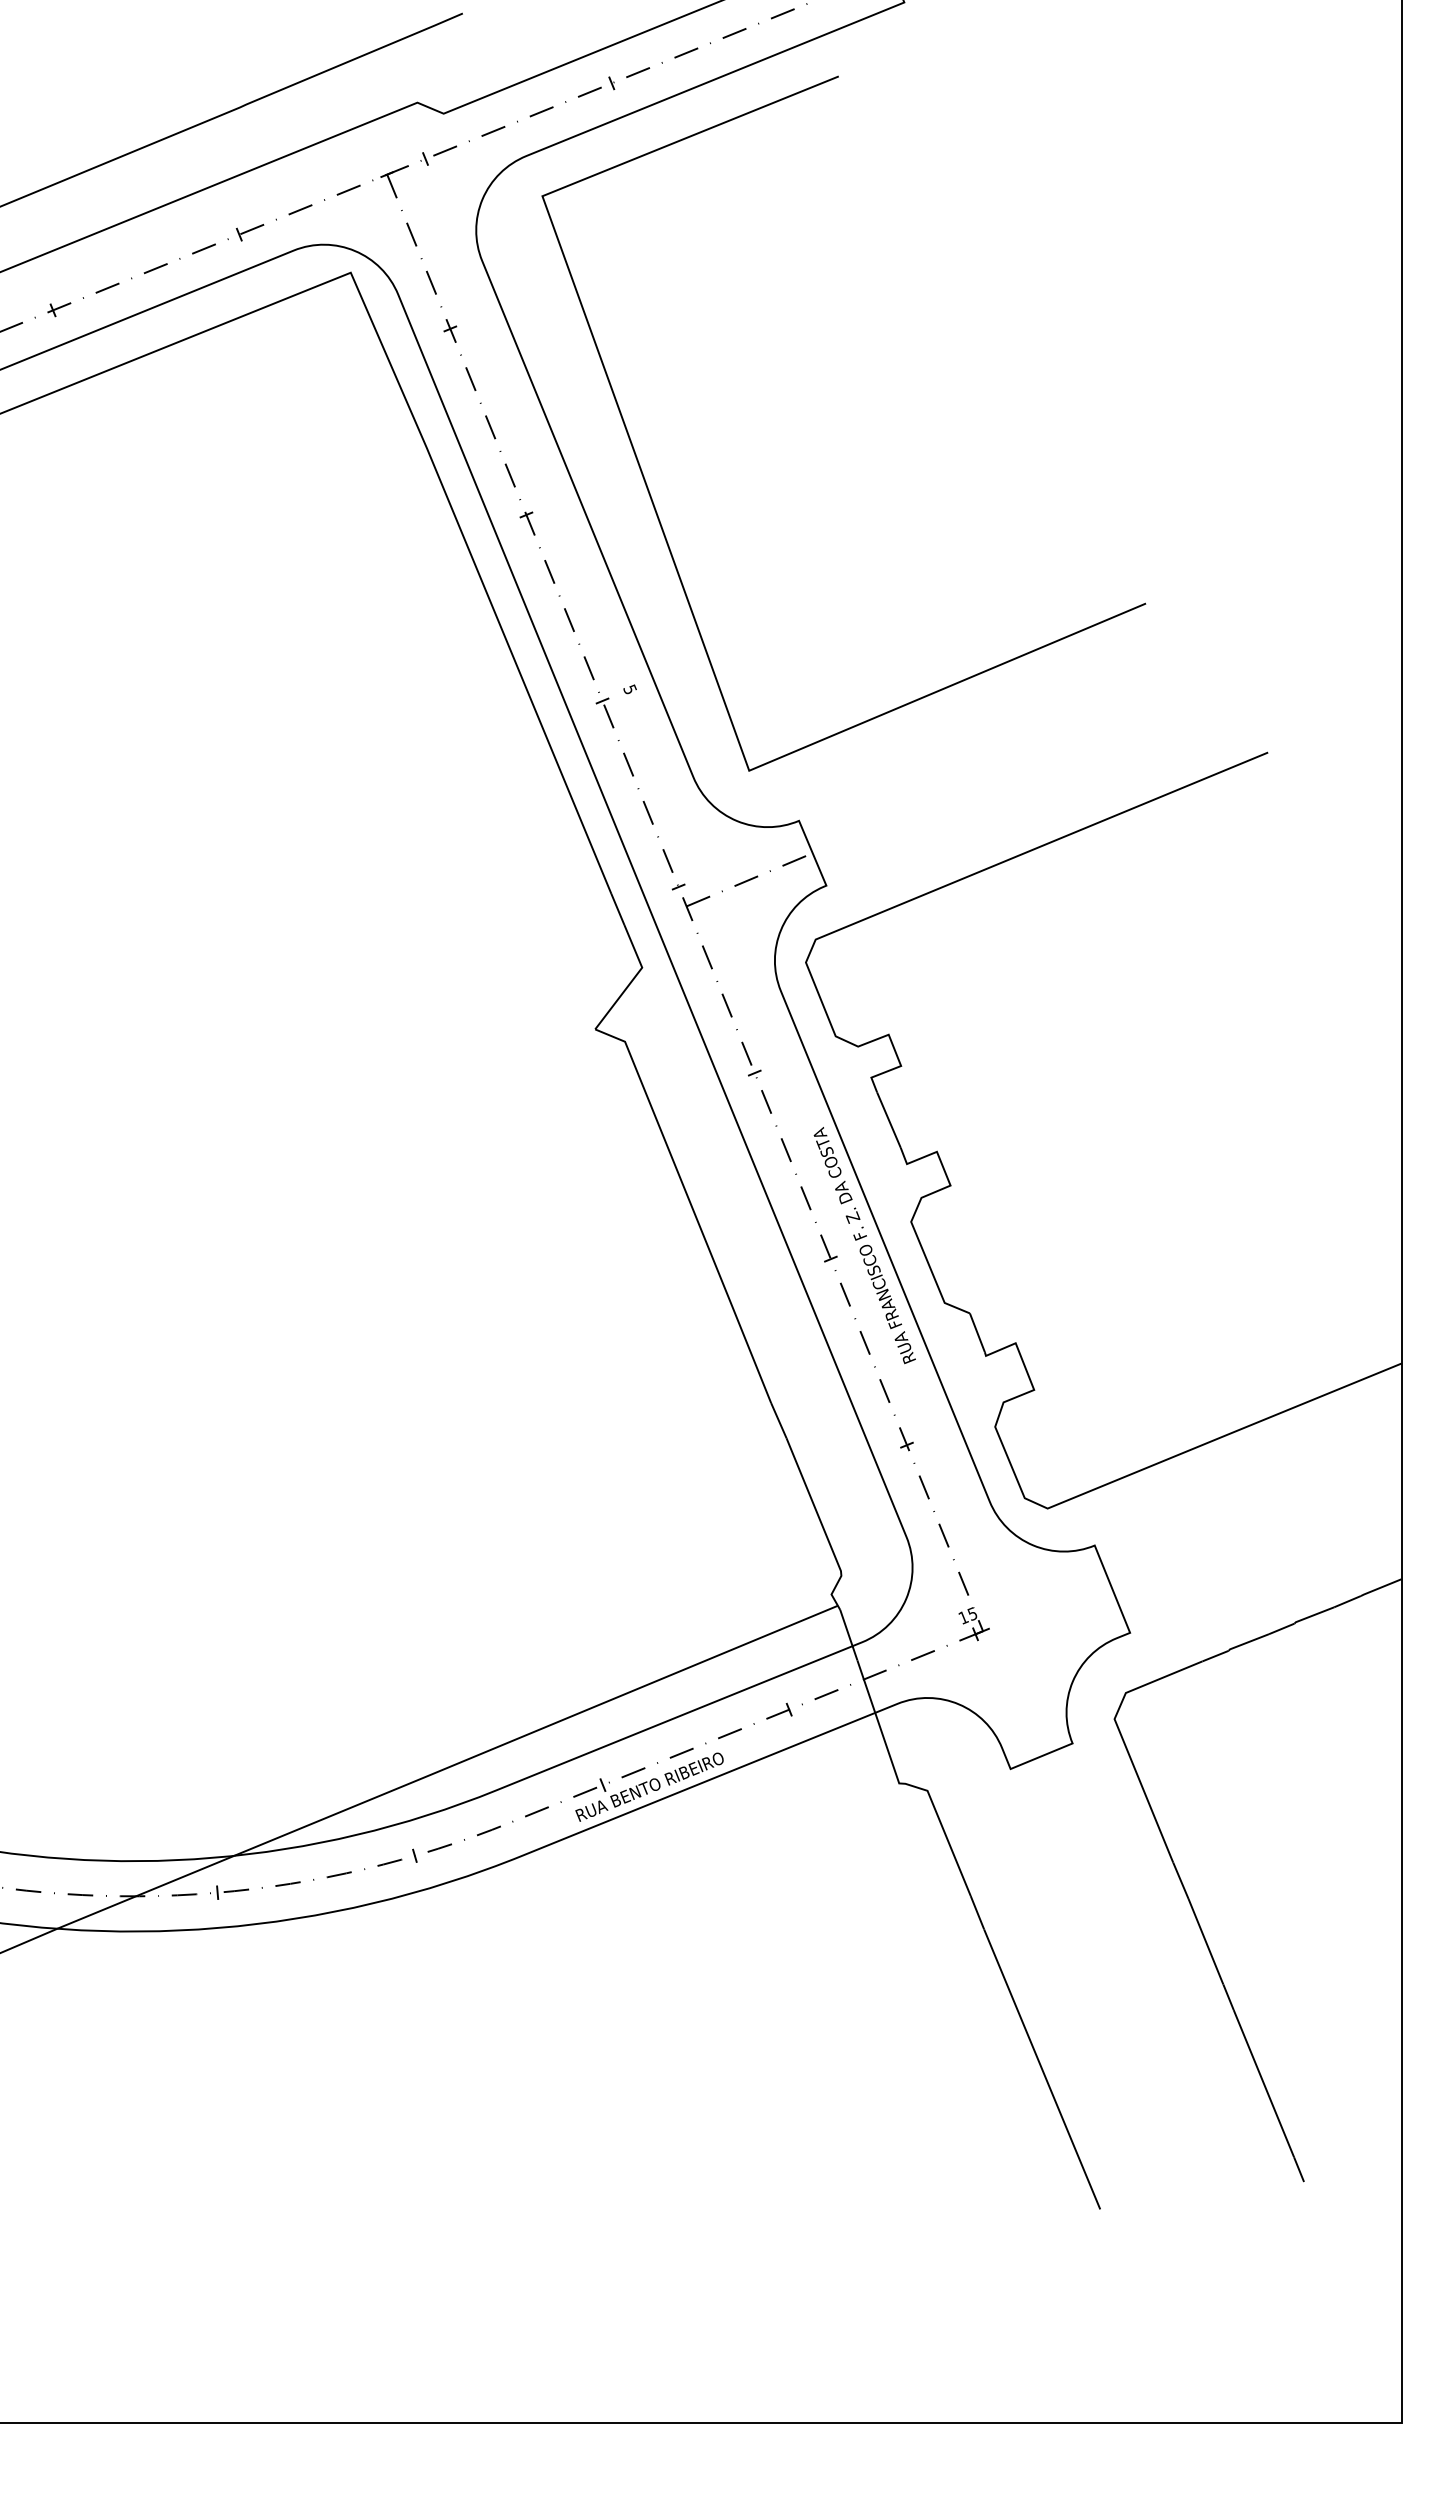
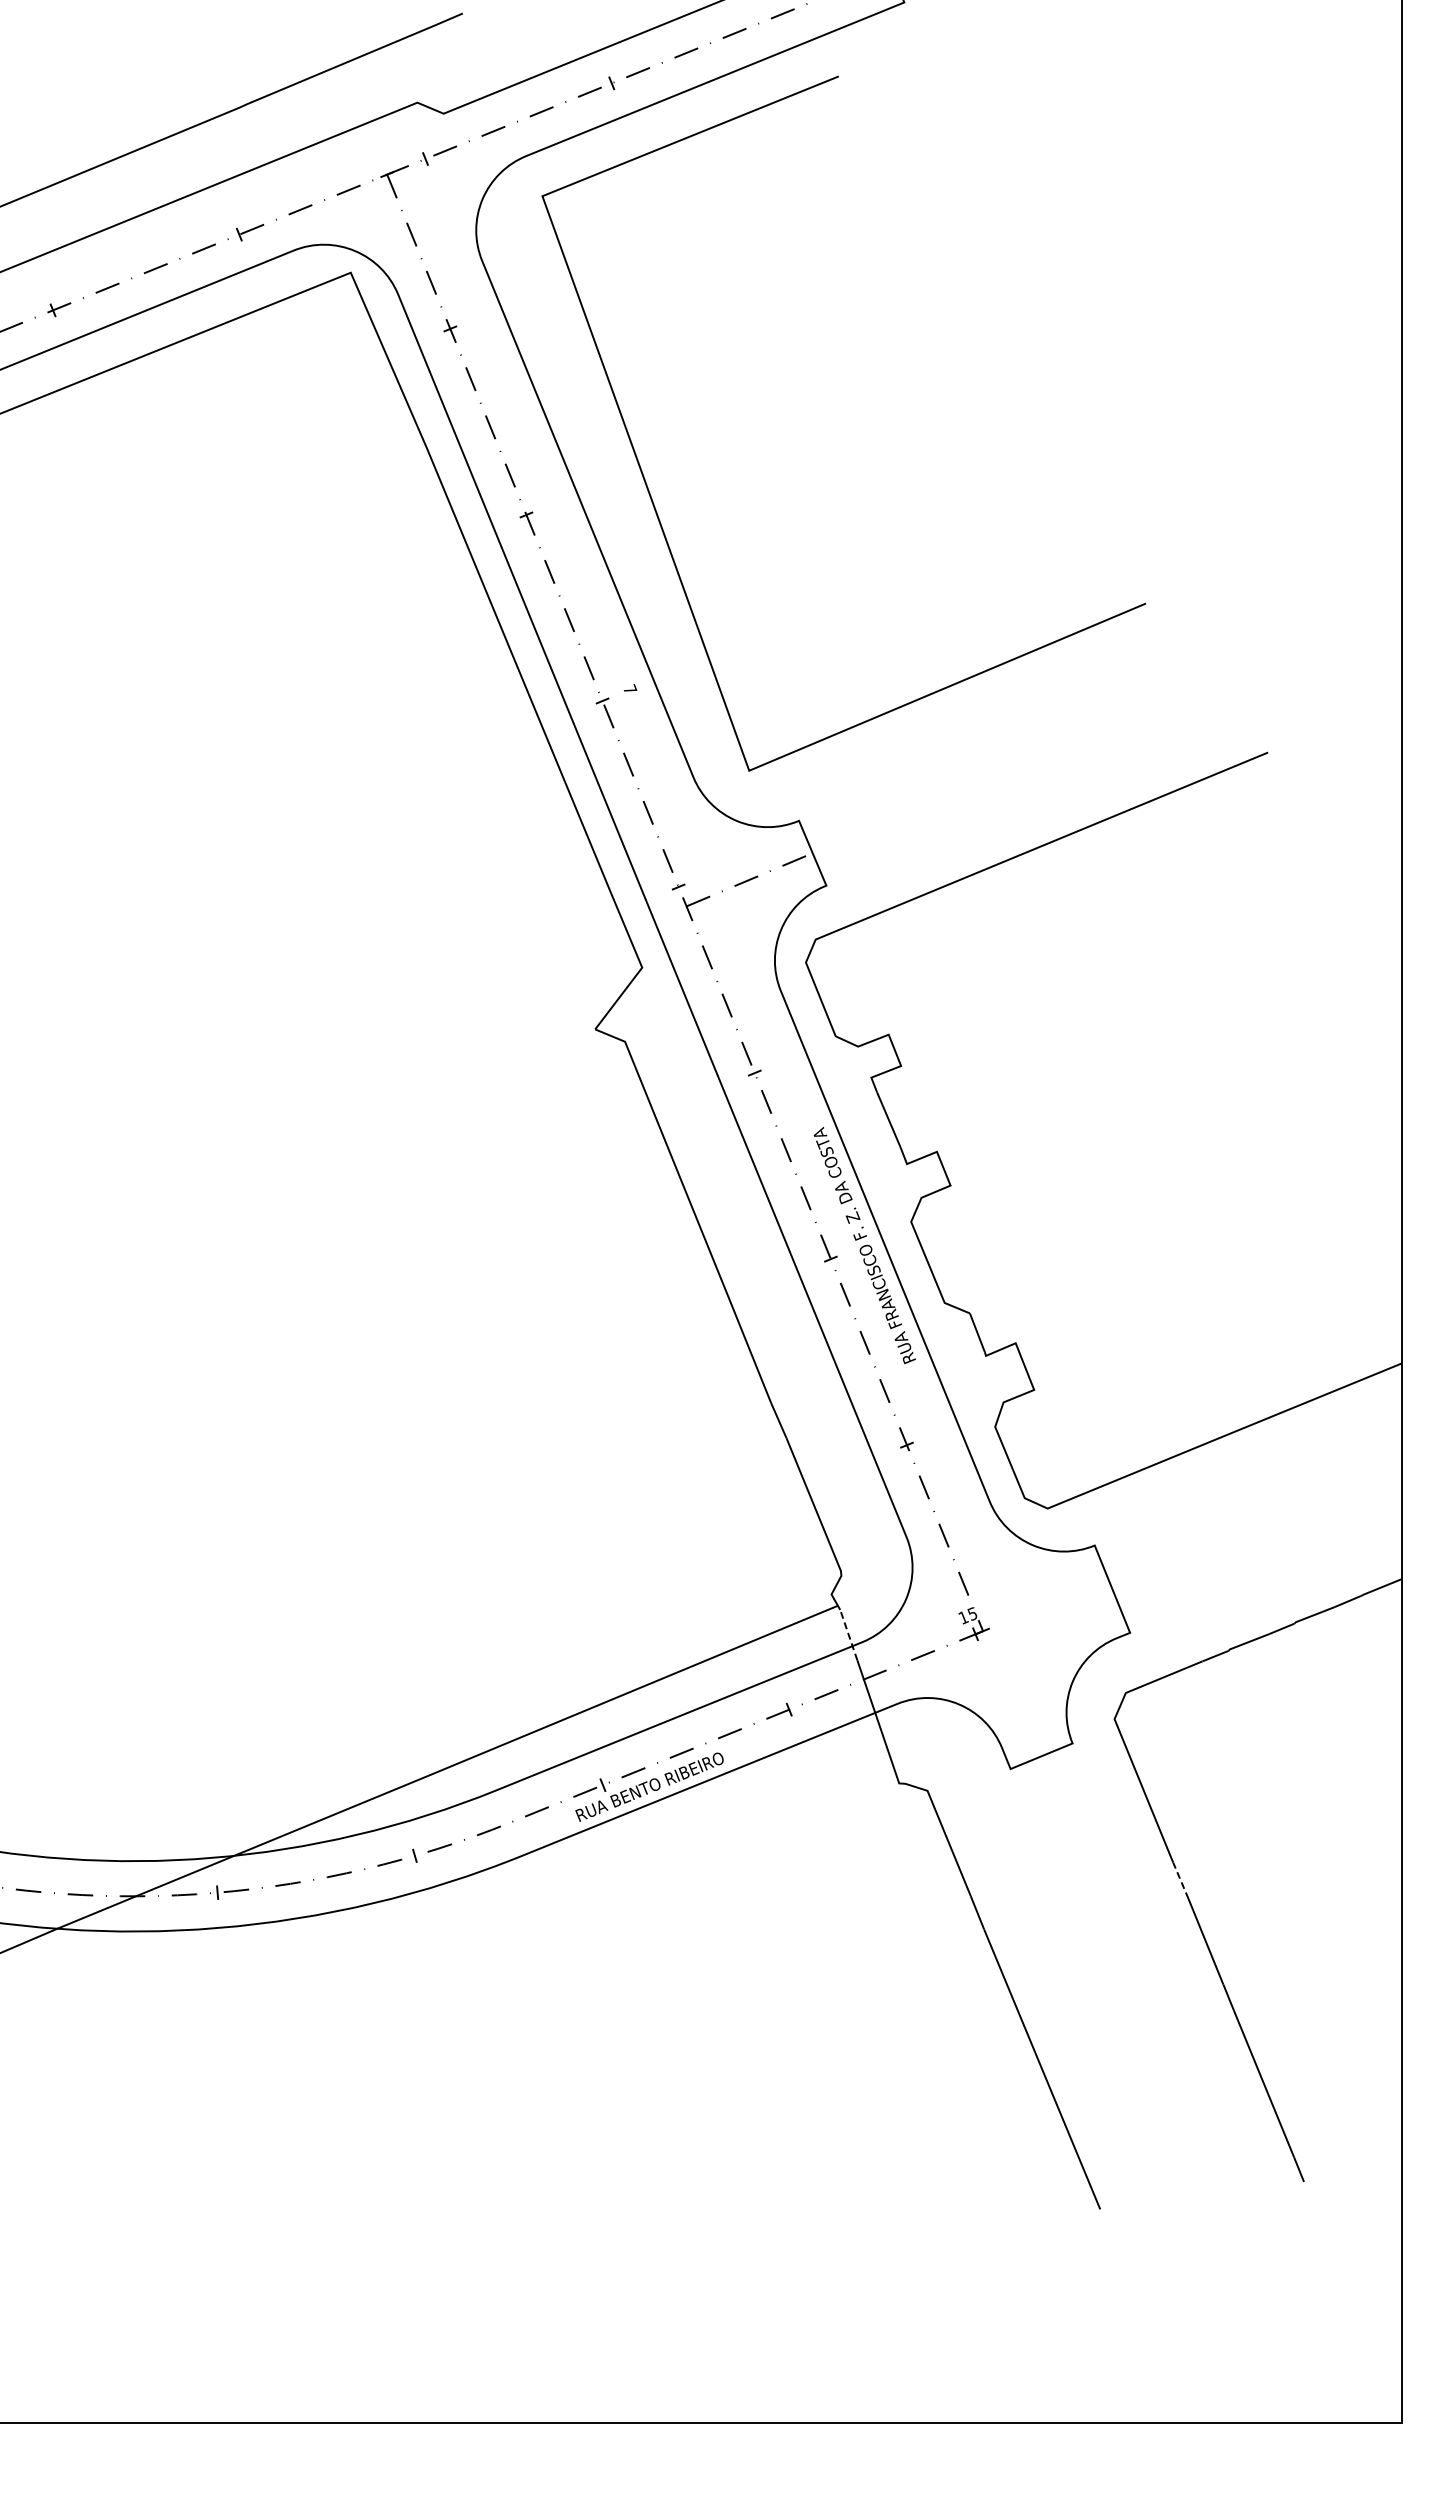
text: 5 -> 7 (630, 689)
line: solid -> dashed (848, 1635)
line: solid -> dashed (1180, 1880)
